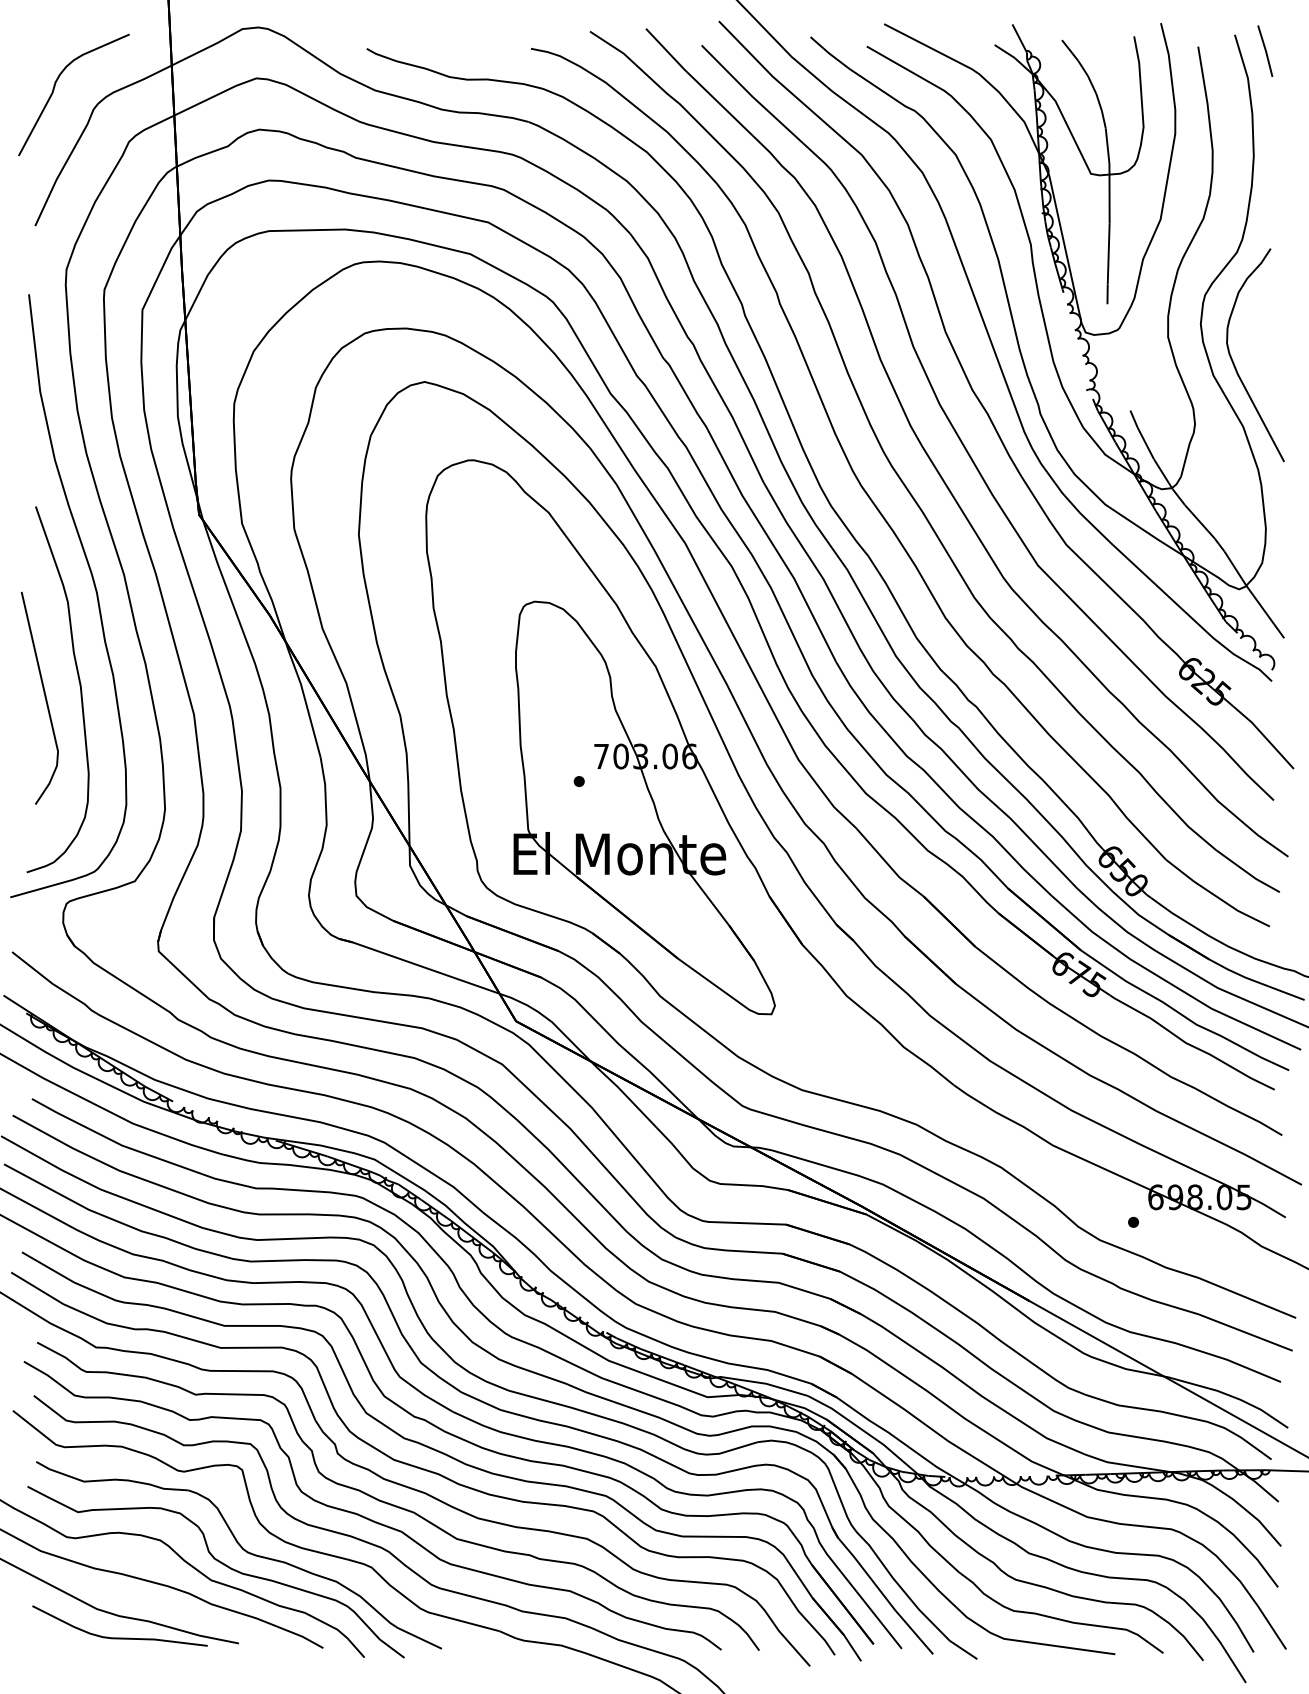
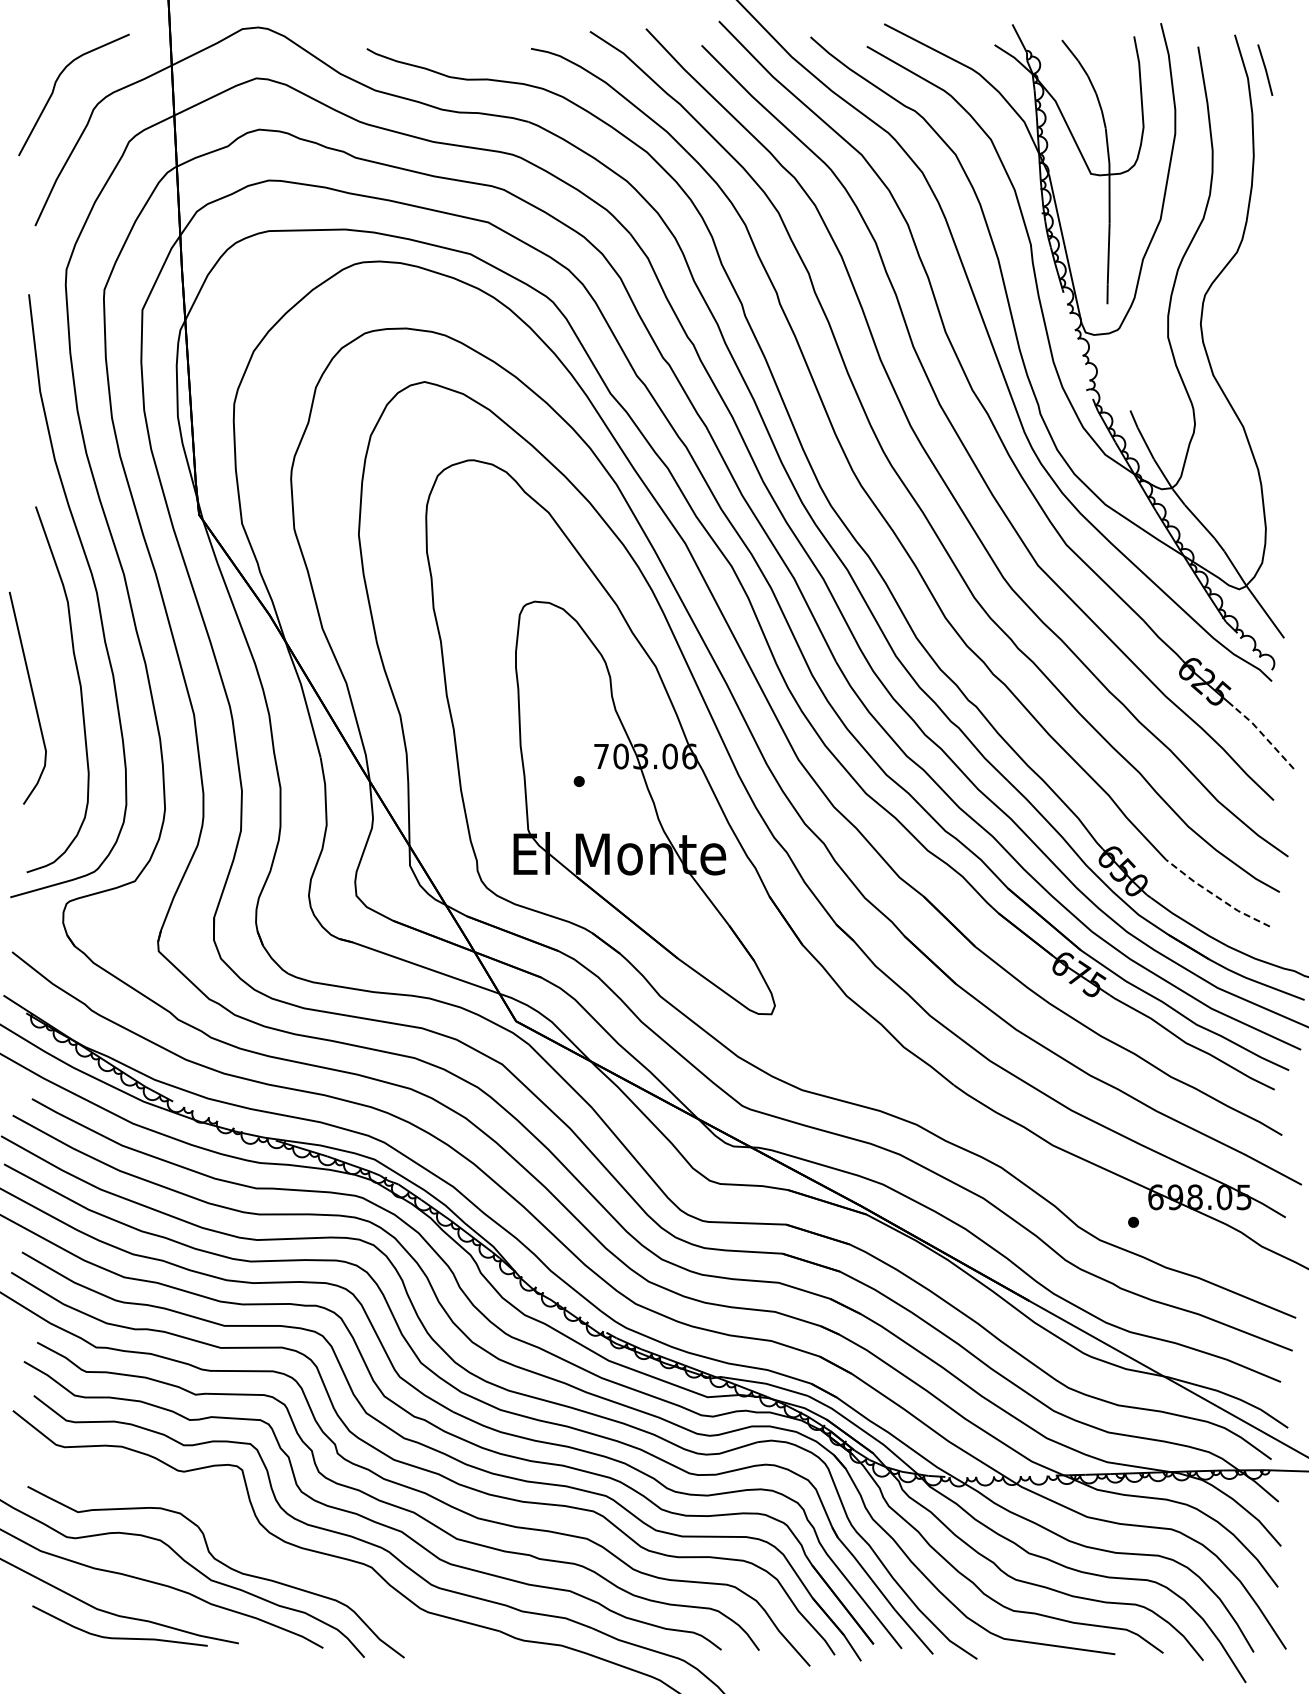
line position: (1265, 50) -> (1265, 69) (1265, 69)
curve: present -> none (1235, 365)
line position: (44, 697) -> (32, 697) (32, 697)
line: solid -> dashed (1263, 735)
line: solid -> dashed (1215, 895)
part: present -> none (243, 1550)
